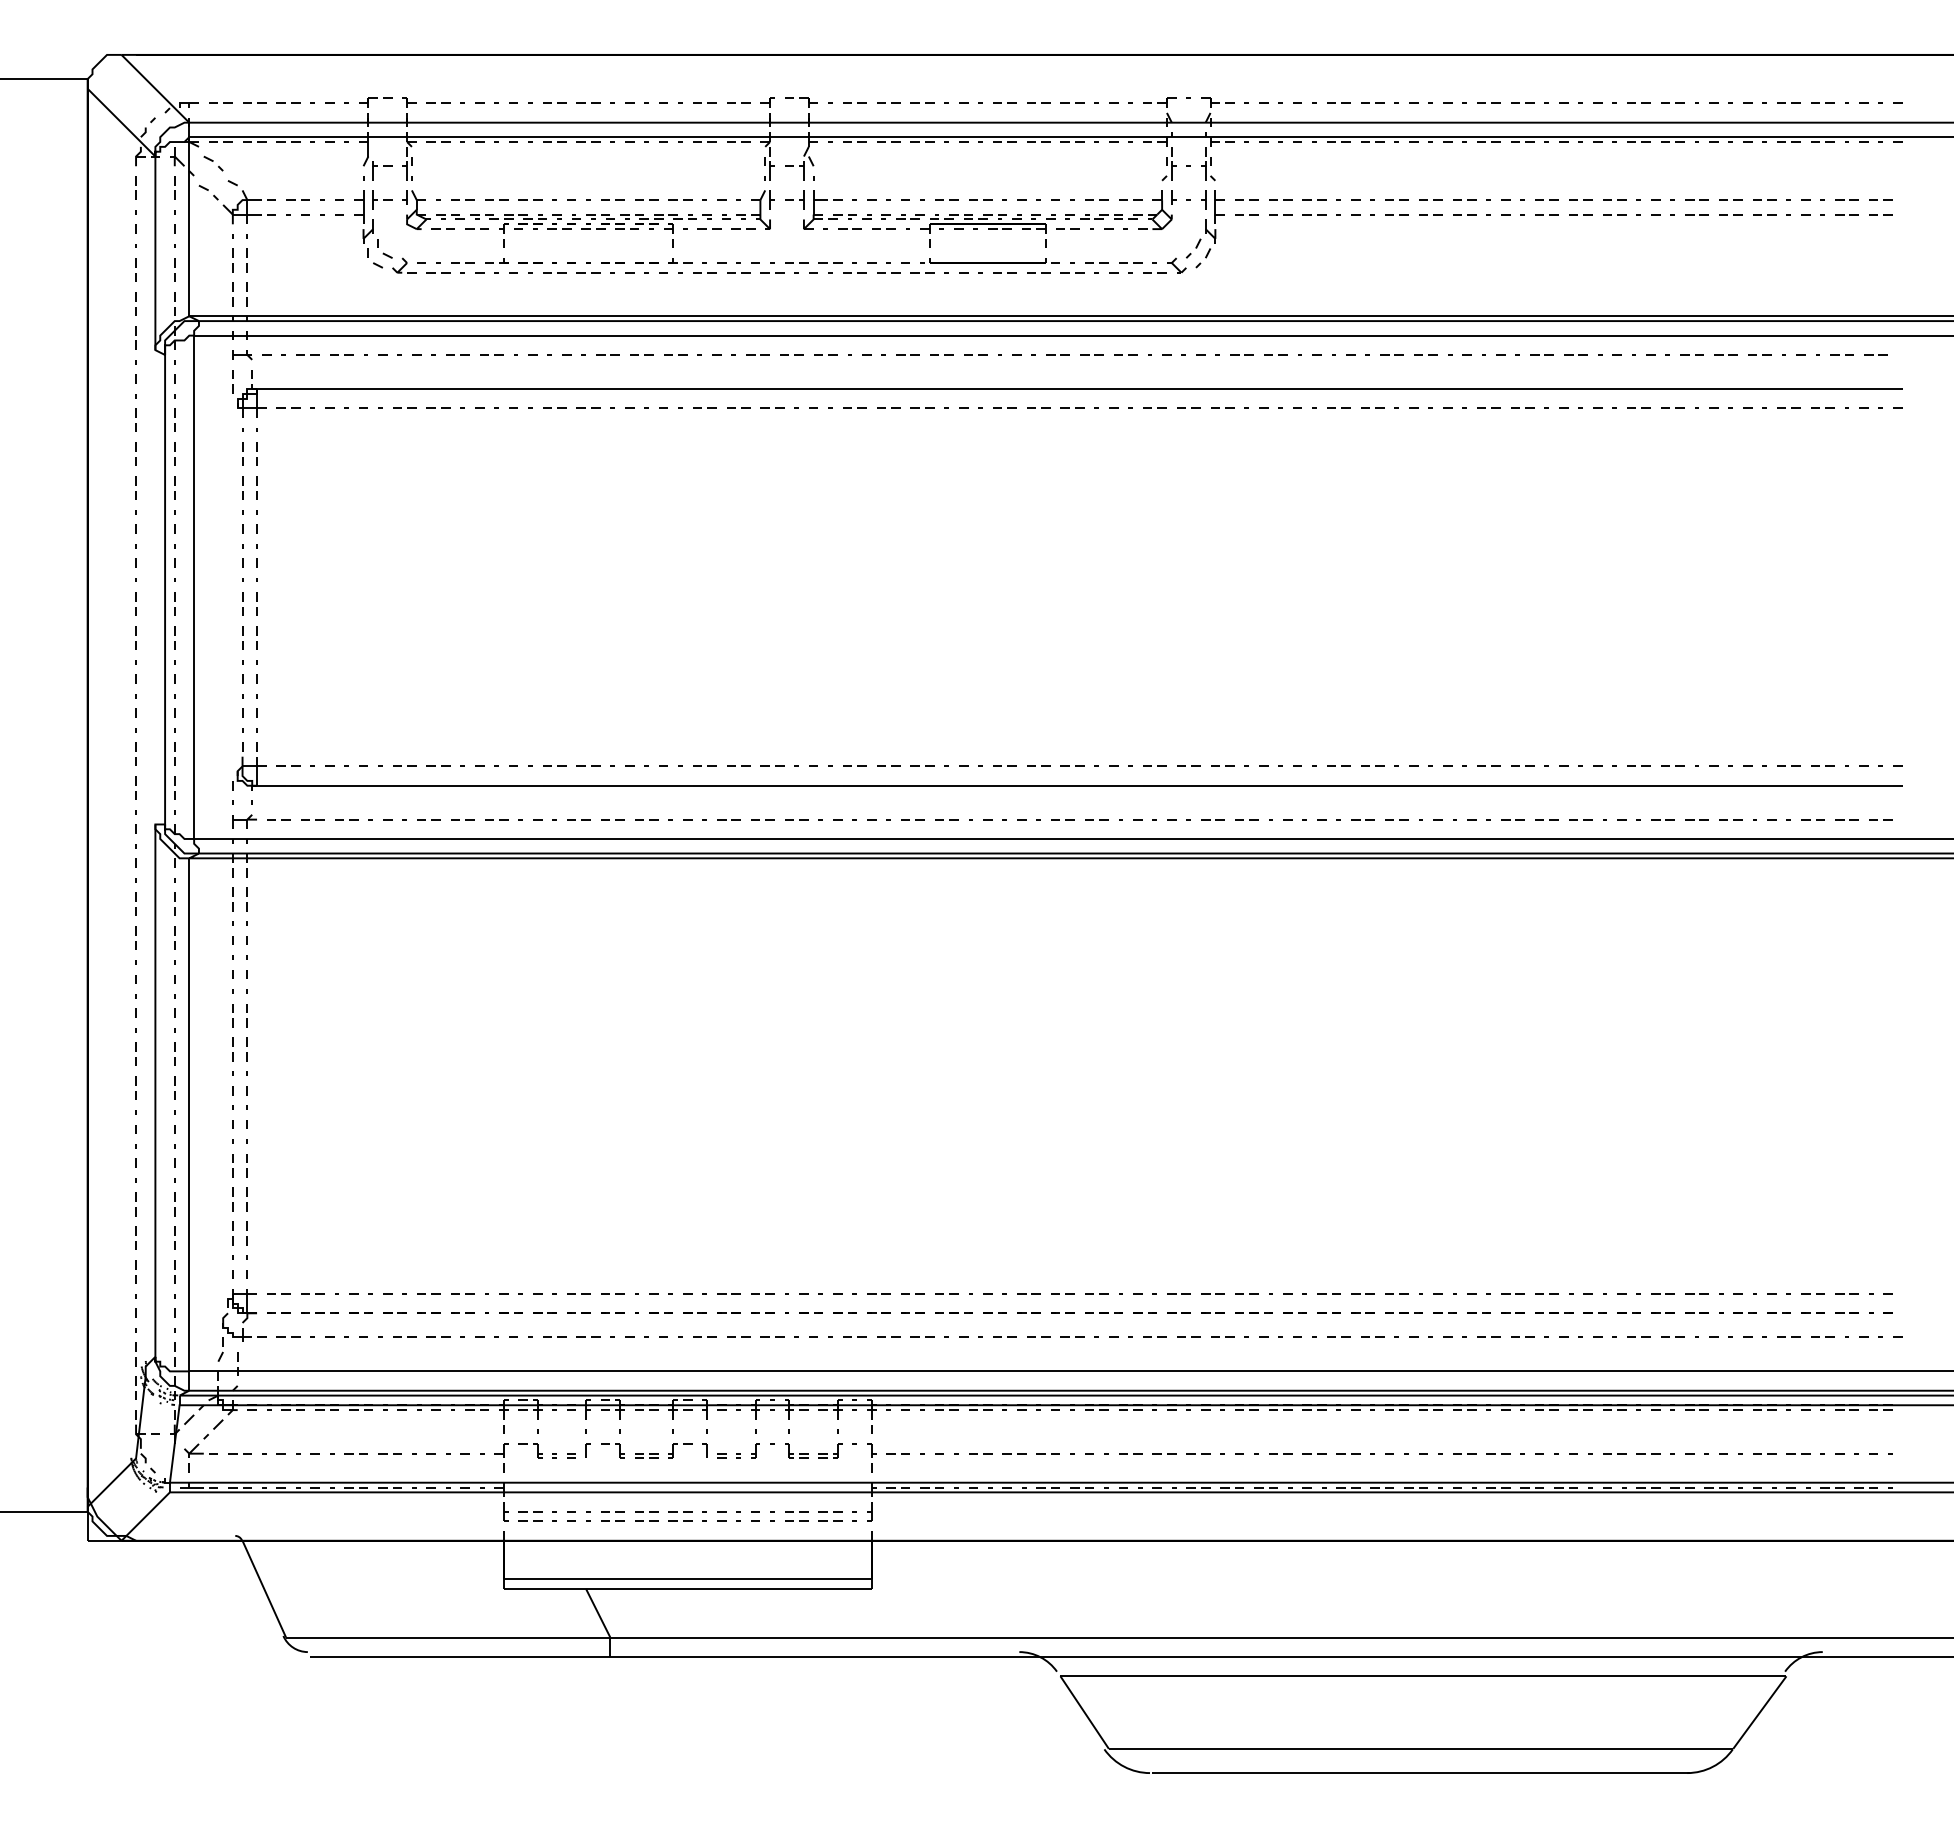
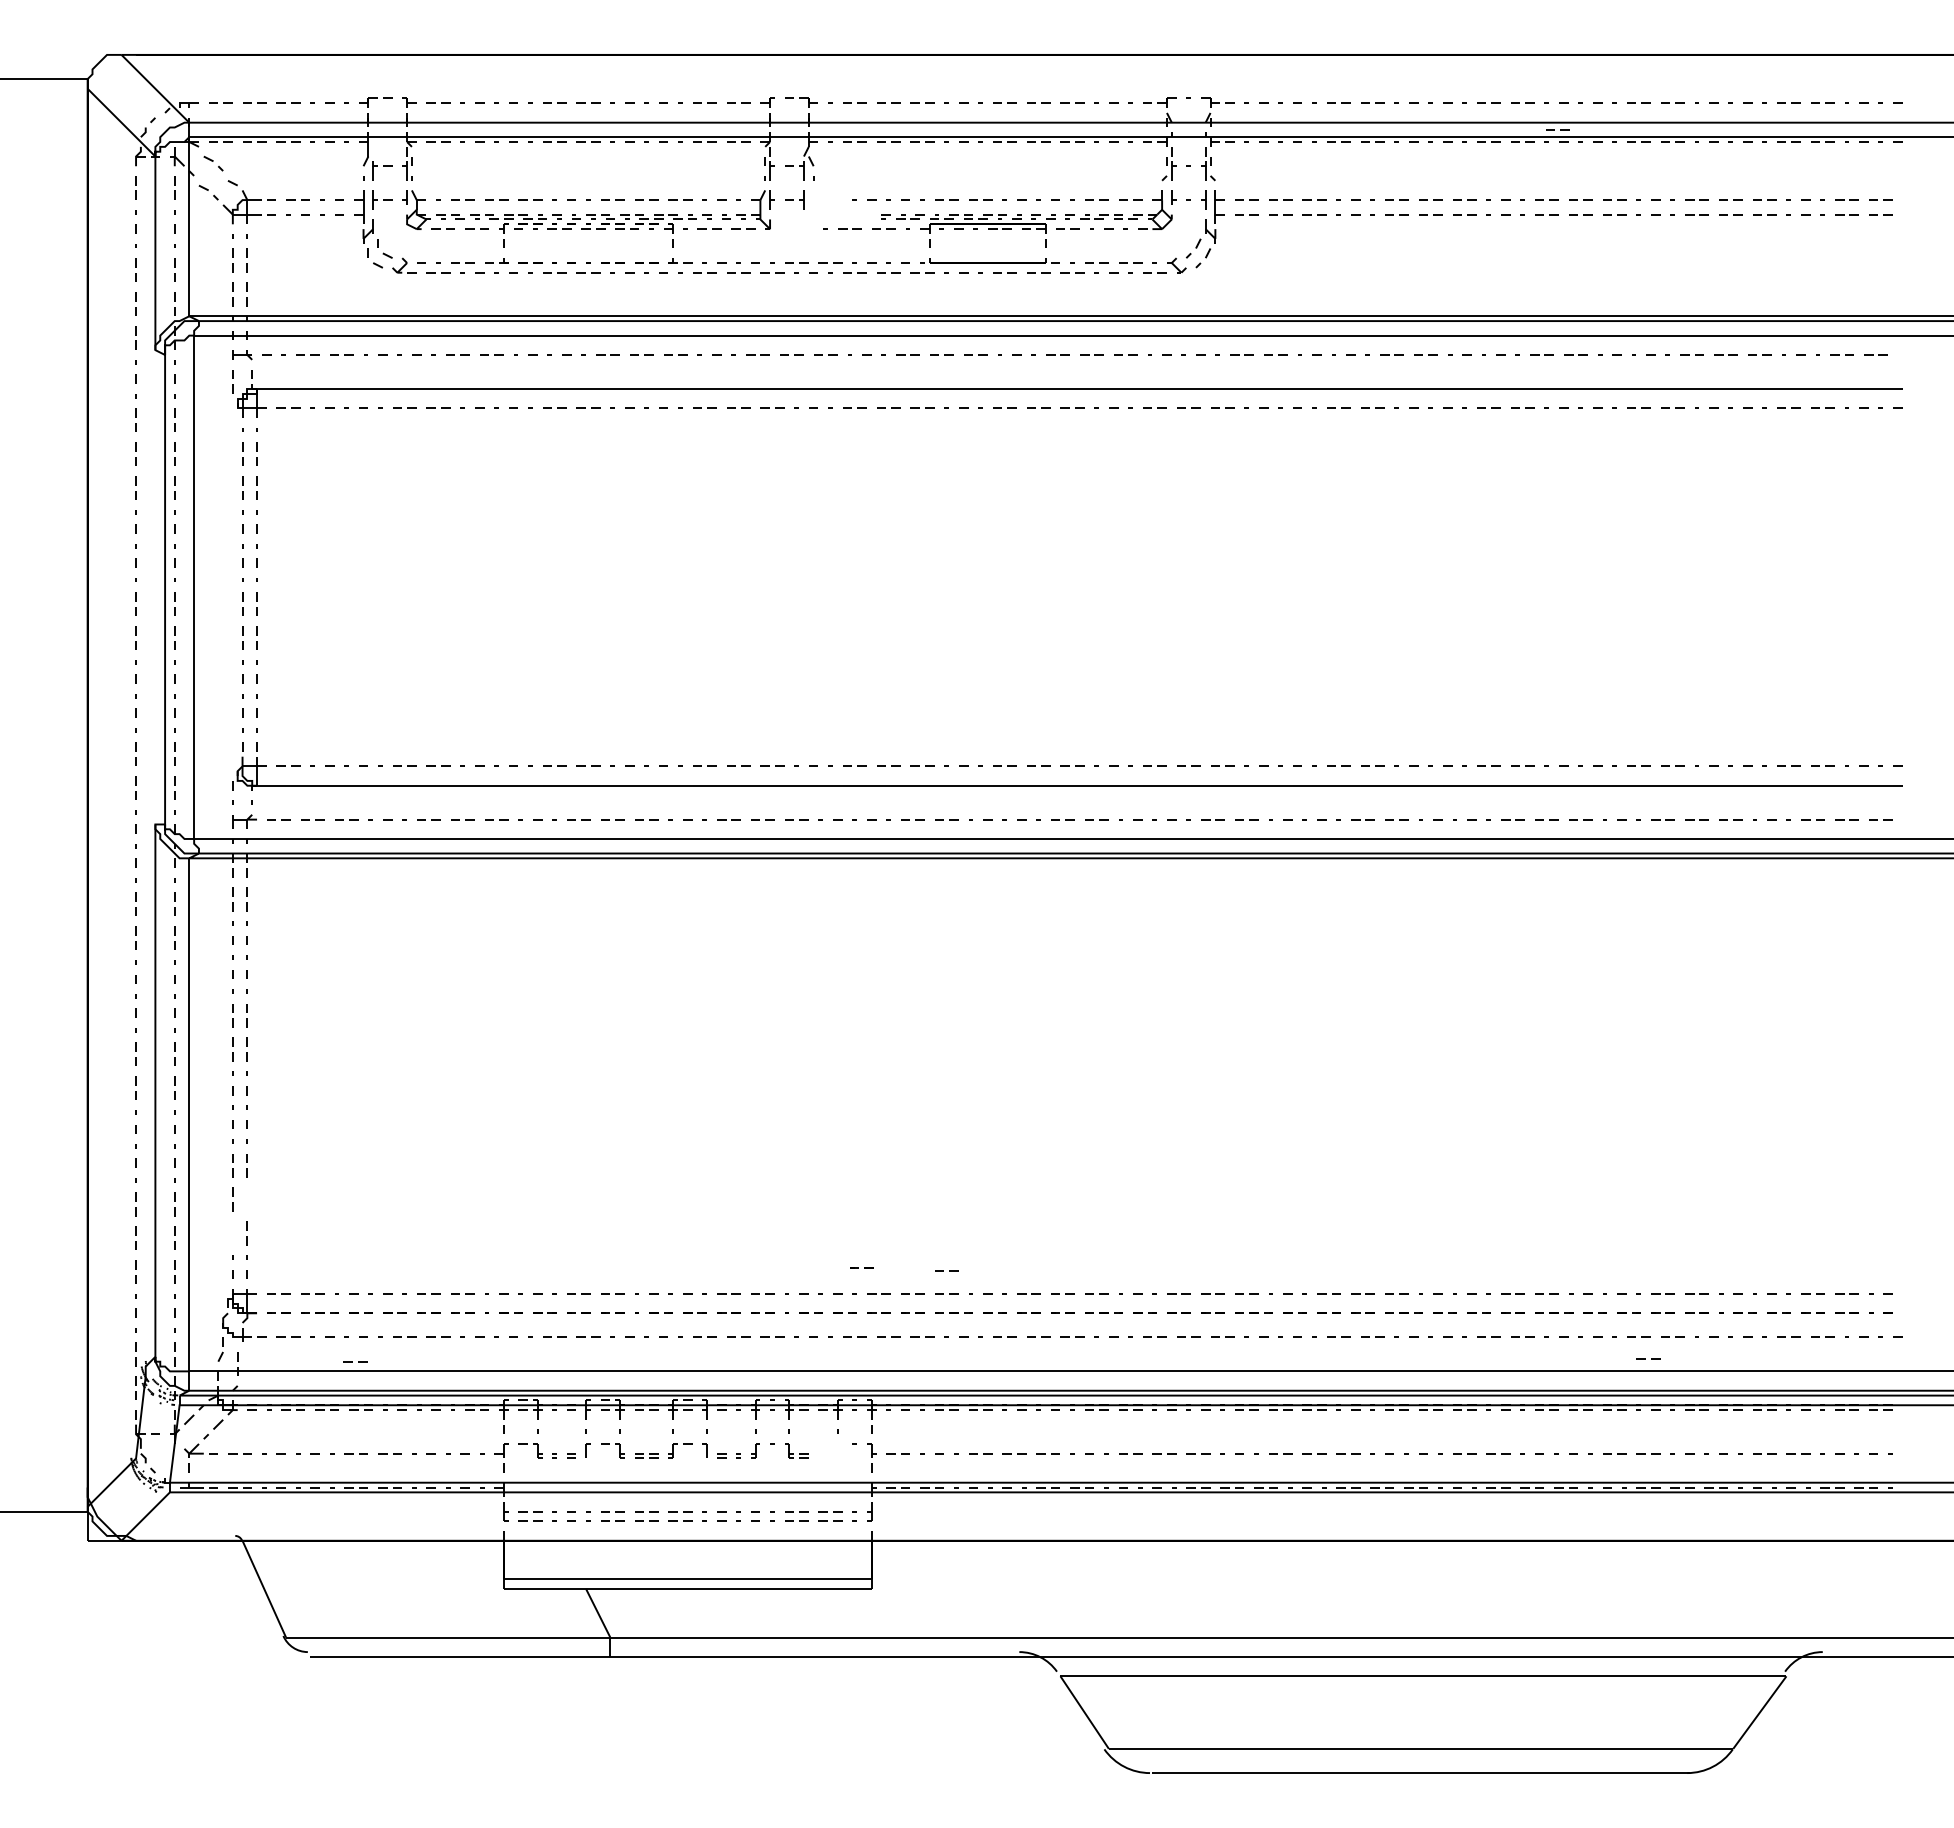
line: none -> present (1554, 129)
part: present -> none (837, 209)
line: present -> none (246, 1196)
line: present -> none (232, 1230)
line: none -> present (858, 1267)
line: none -> present (943, 1270)
line: none -> present (1645, 1358)
line: none -> present (352, 1361)
part: present -> none (830, 1450)
